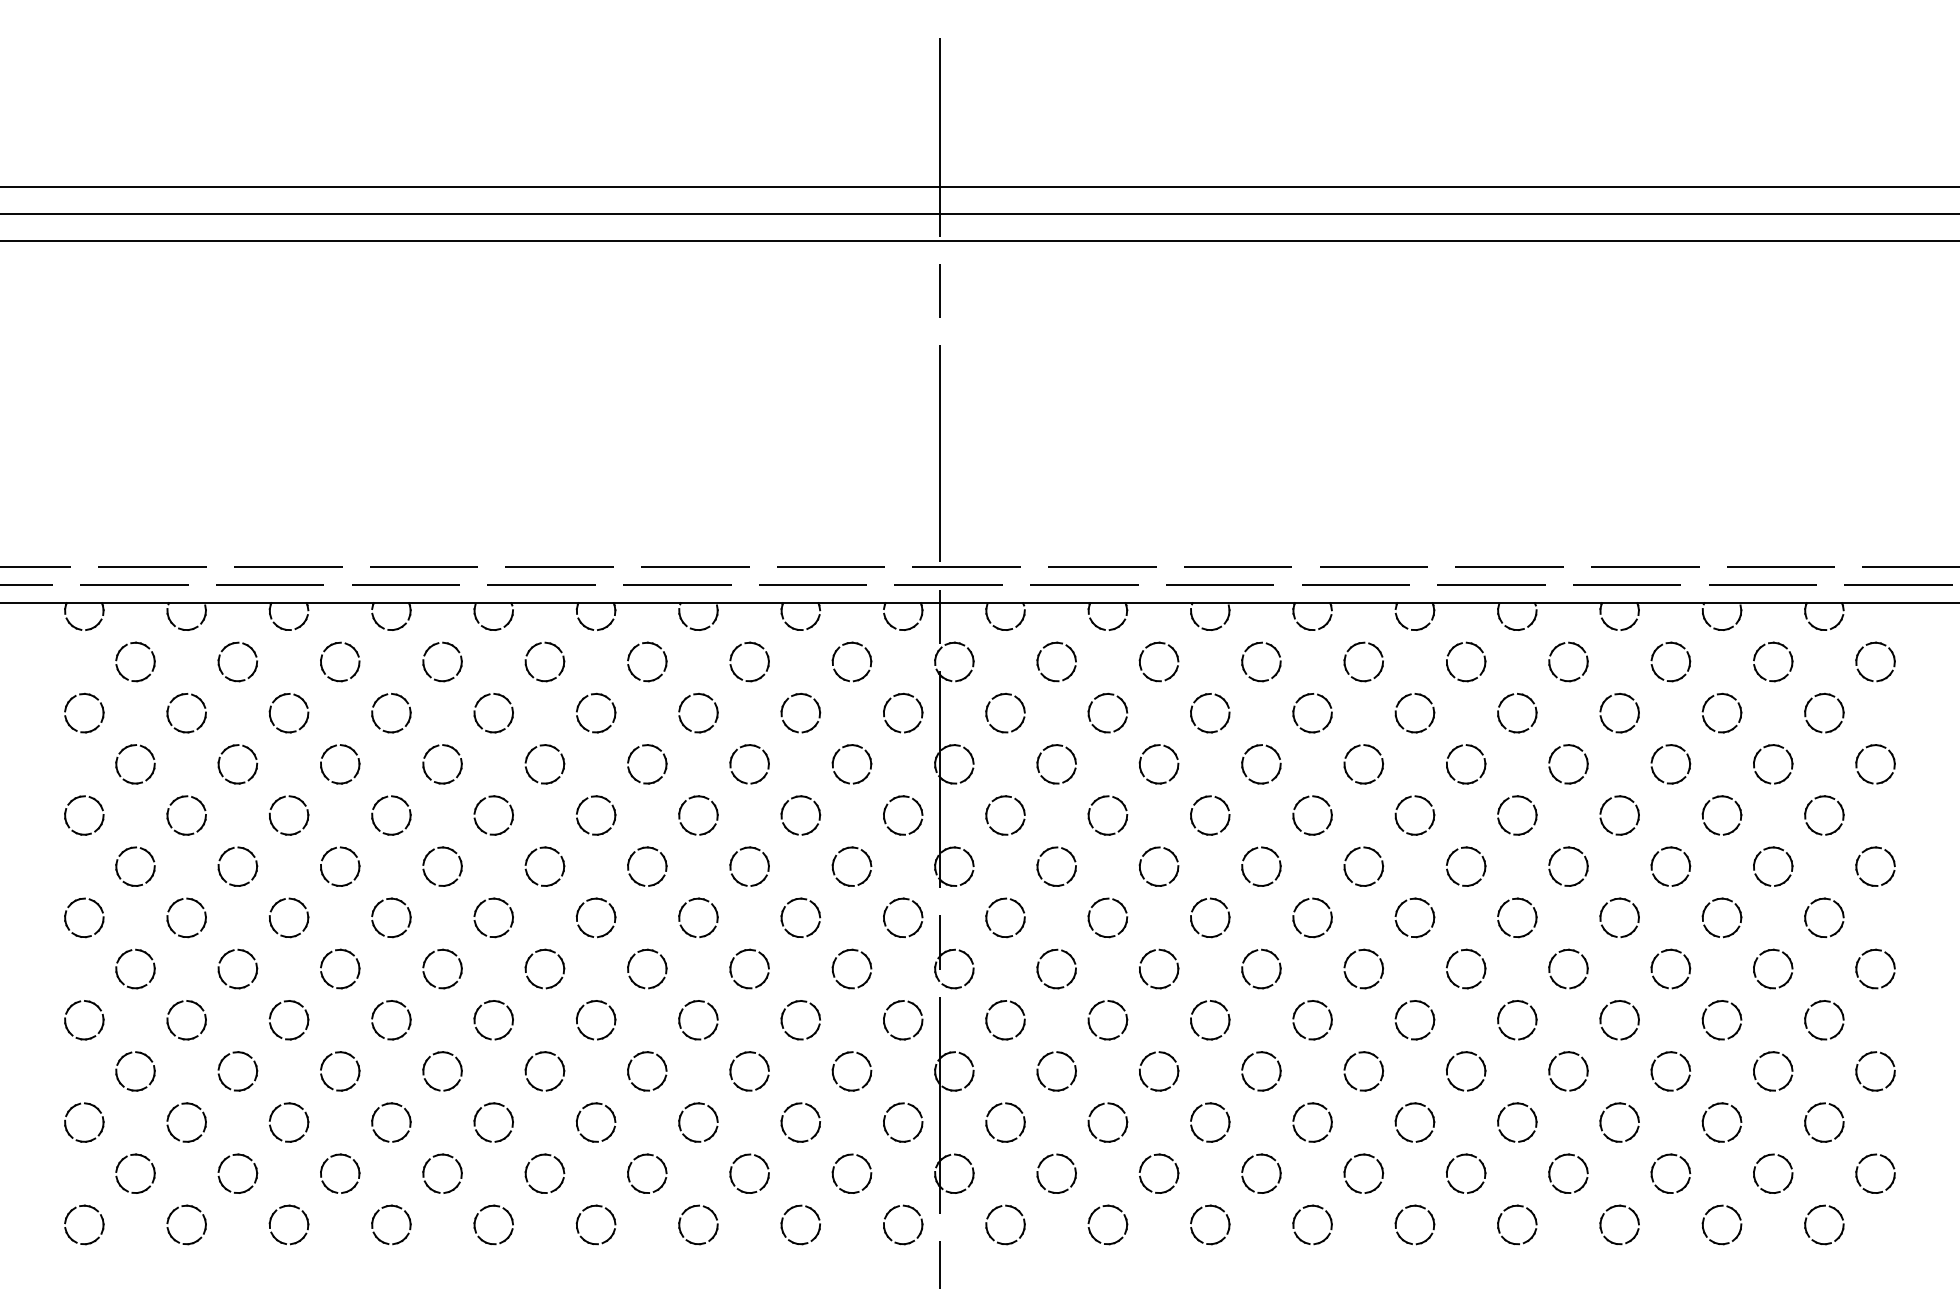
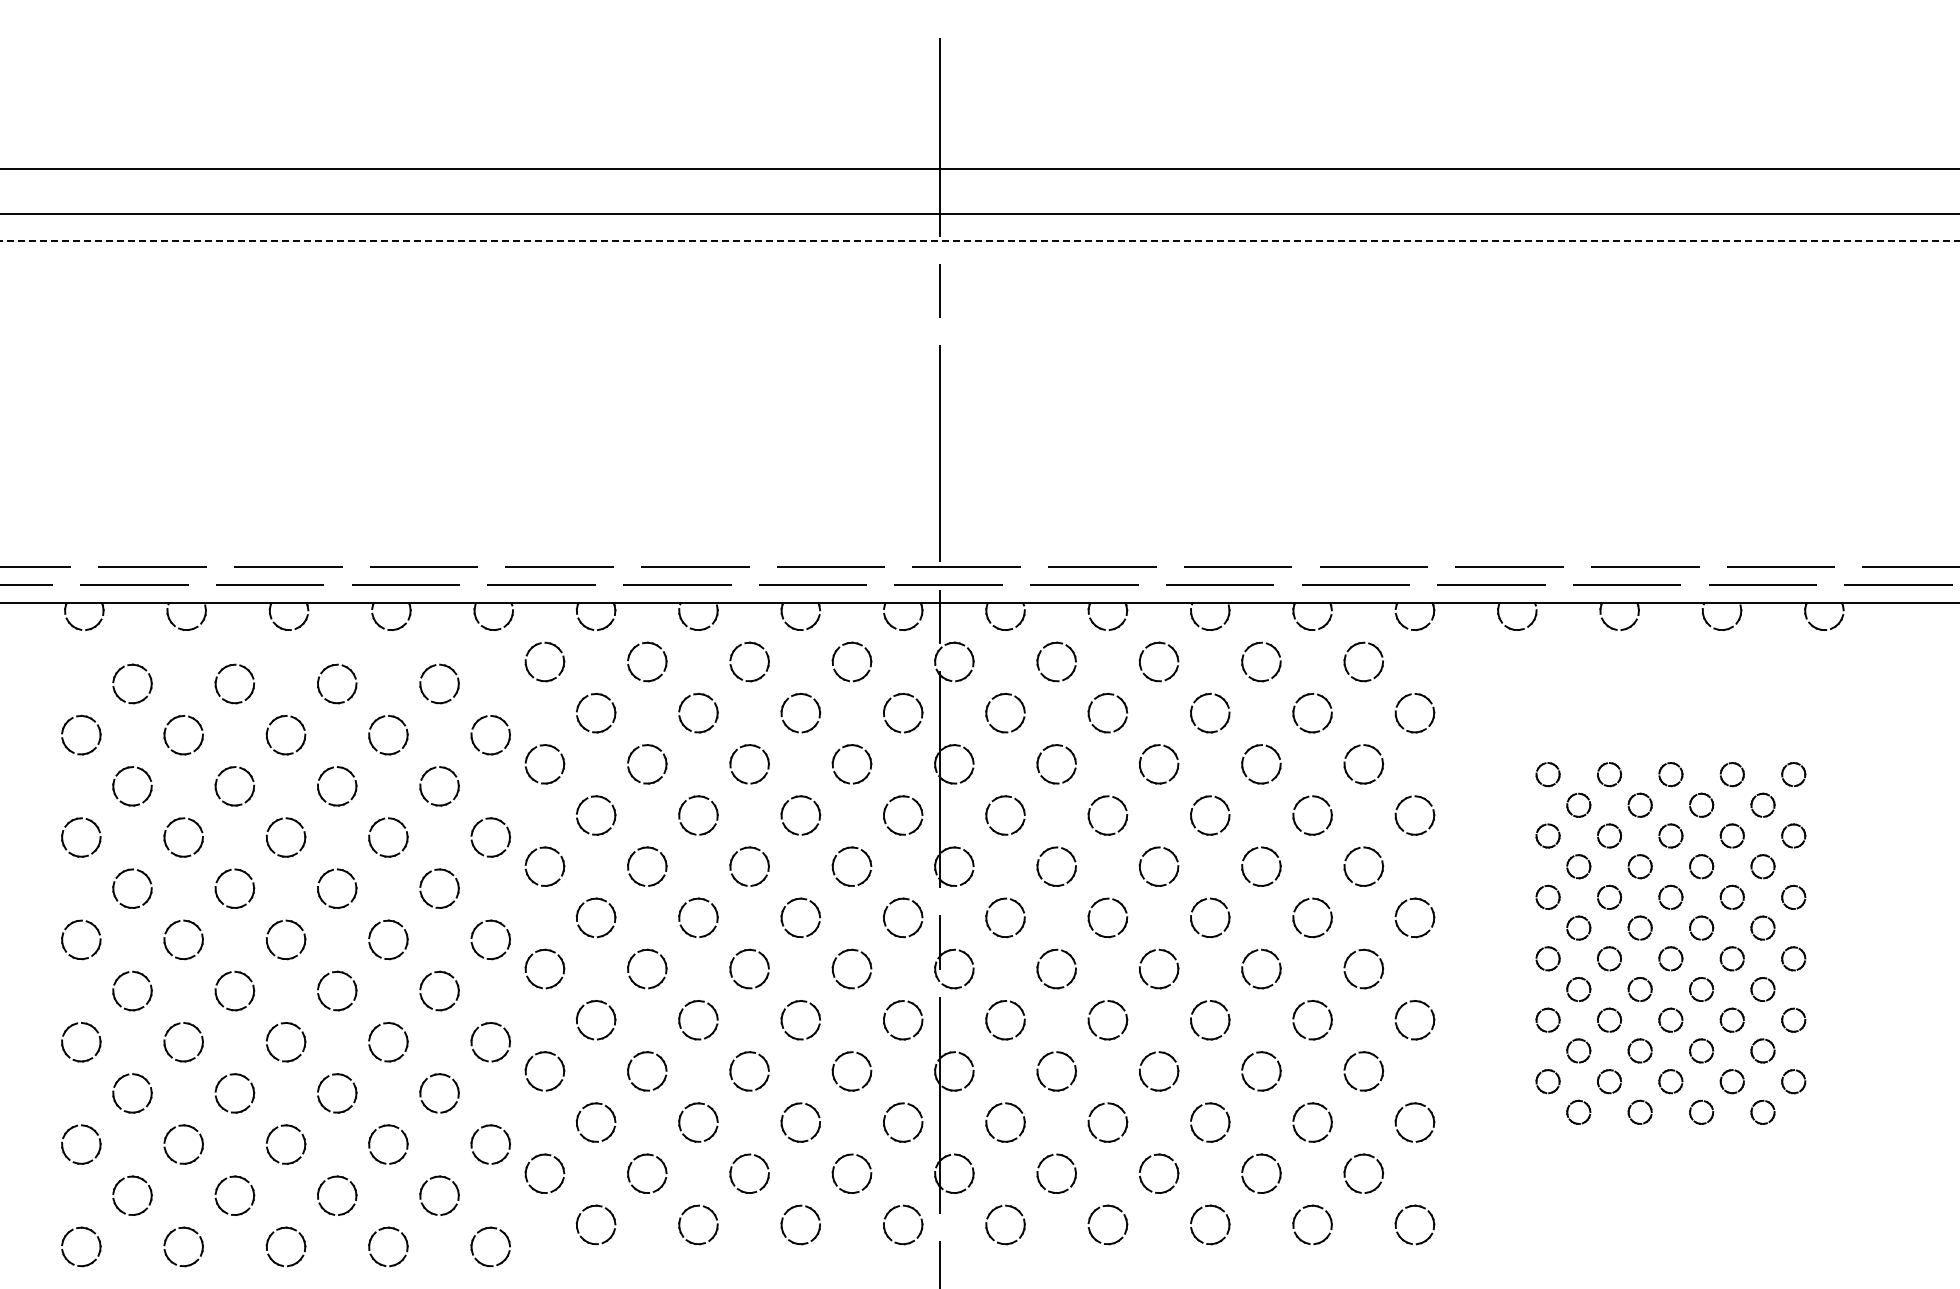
line position: (979, 186) -> (979, 168) (979, 168)
line: solid -> dashed (980, 241)
part position: (288, 943) -> (285, 965) (285, 965)
part size: 450x605 px -> 272x363 px (1670, 943)
